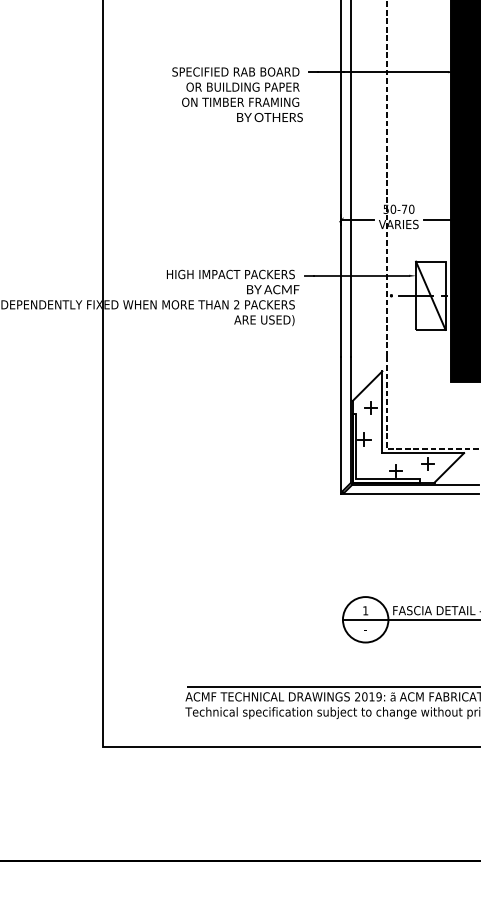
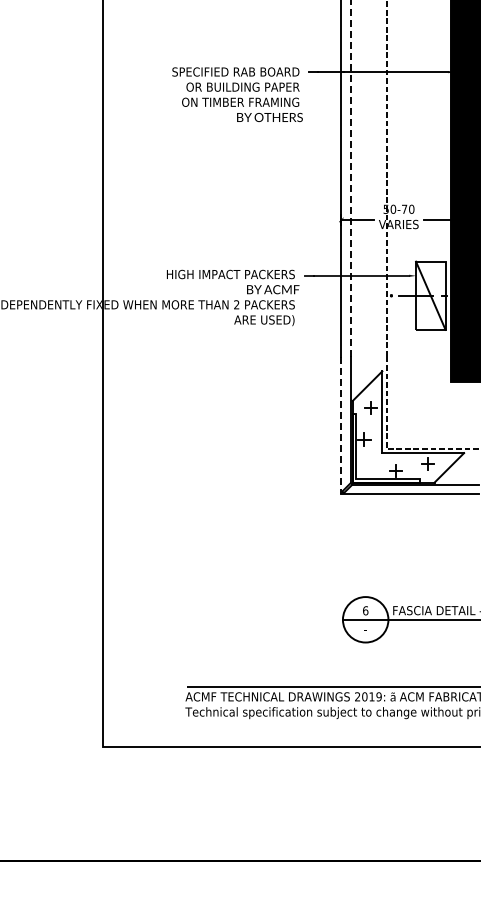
line: solid -> dashed (350, 177)
line: solid -> dashed (341, 425)
text: 1 -> 6 (365, 610)
